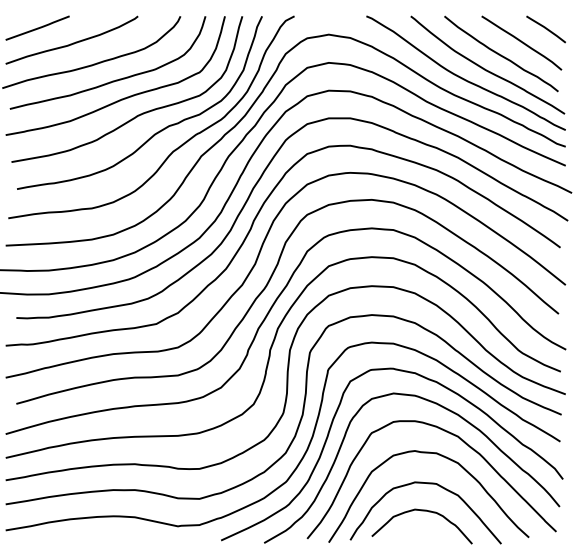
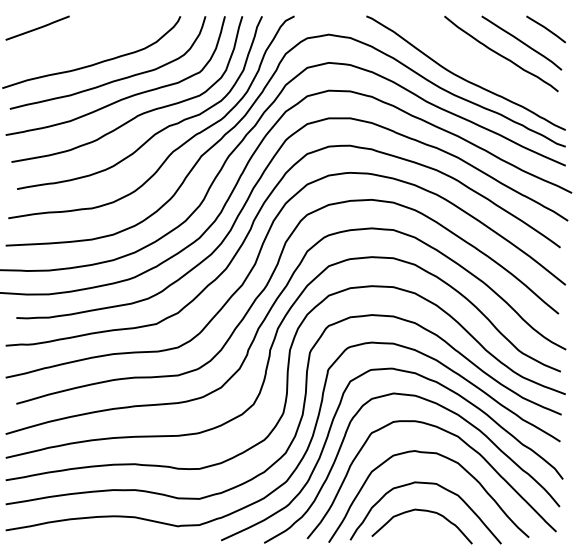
curve: present -> none (73, 42)
curve: present -> none (485, 68)
